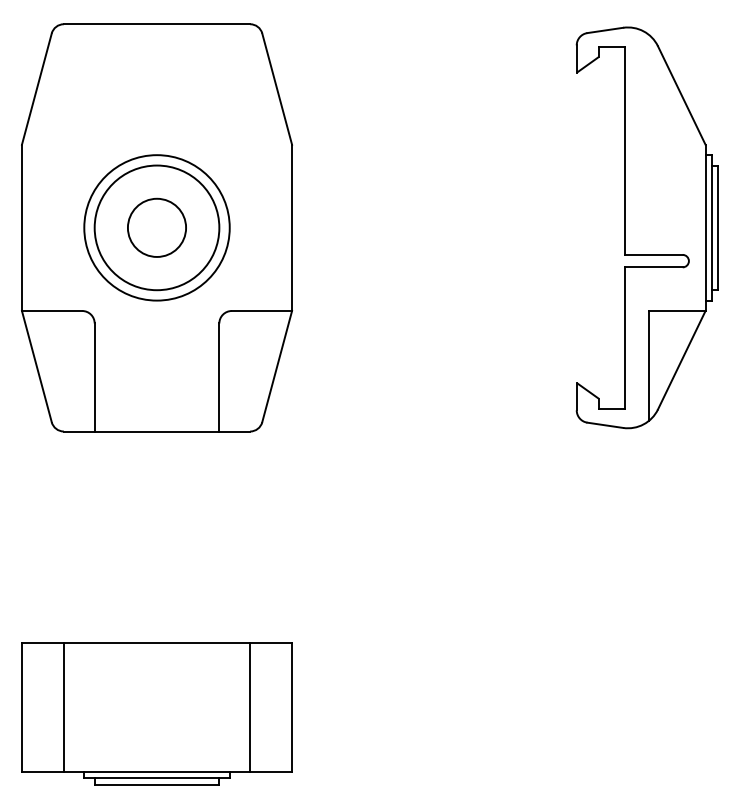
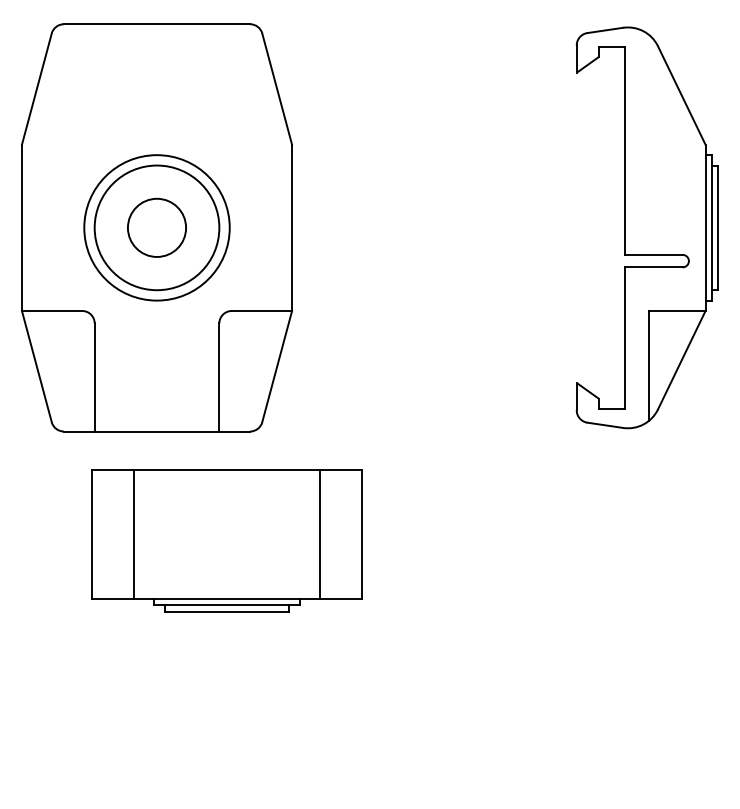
part position: (156, 713) -> (226, 540) (226, 540)
